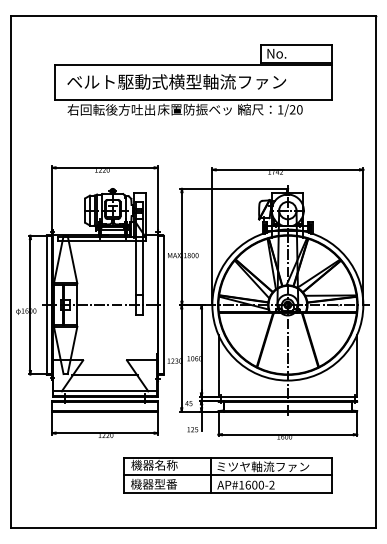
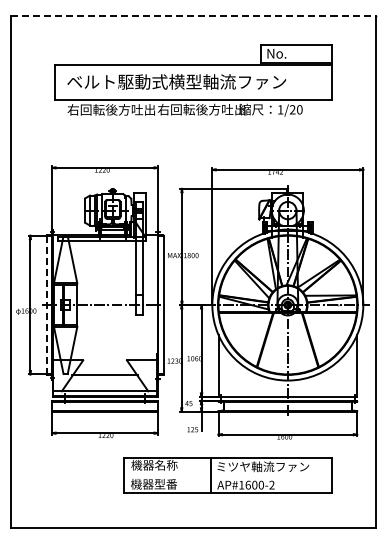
line: solid -> dashed (193, 16)
text: 床置防振ベット -> 右回転後方吐出 (201, 109)
line: solid -> dashed (46, 305)
line: present -> none (228, 475)
